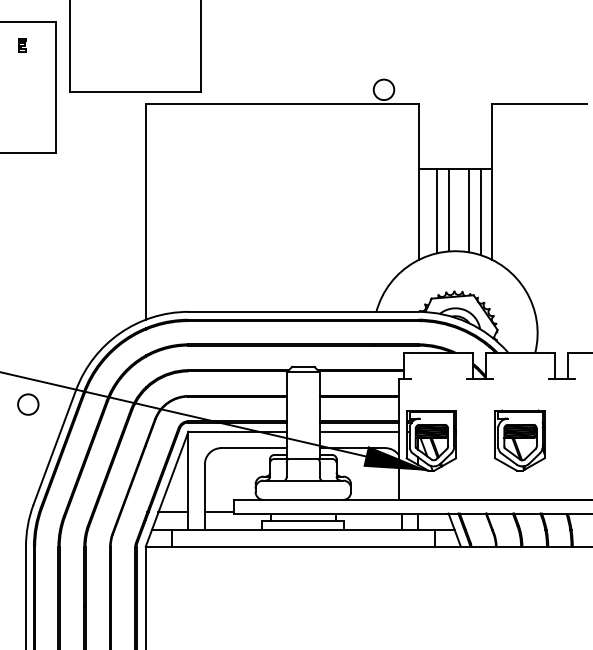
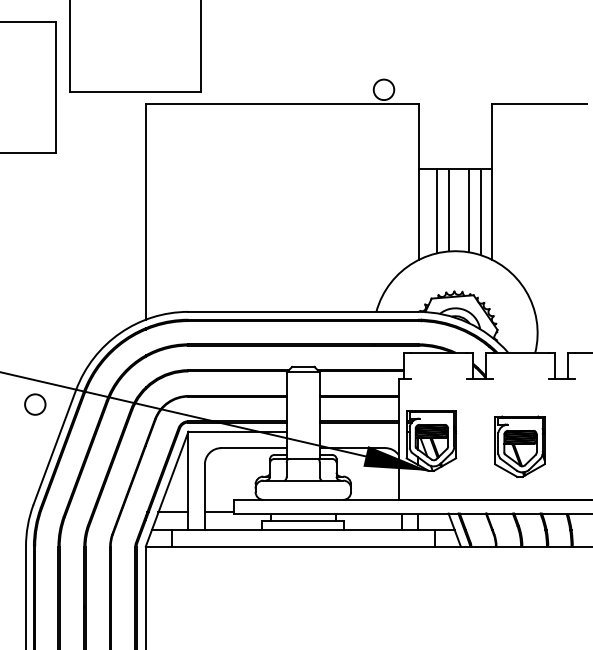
part: present -> none (22, 45)
circle position: (28, 404) -> (35, 404) (35, 404)
line: present -> none (358, 431)
part position: (519, 440) -> (519, 446) (519, 446)
